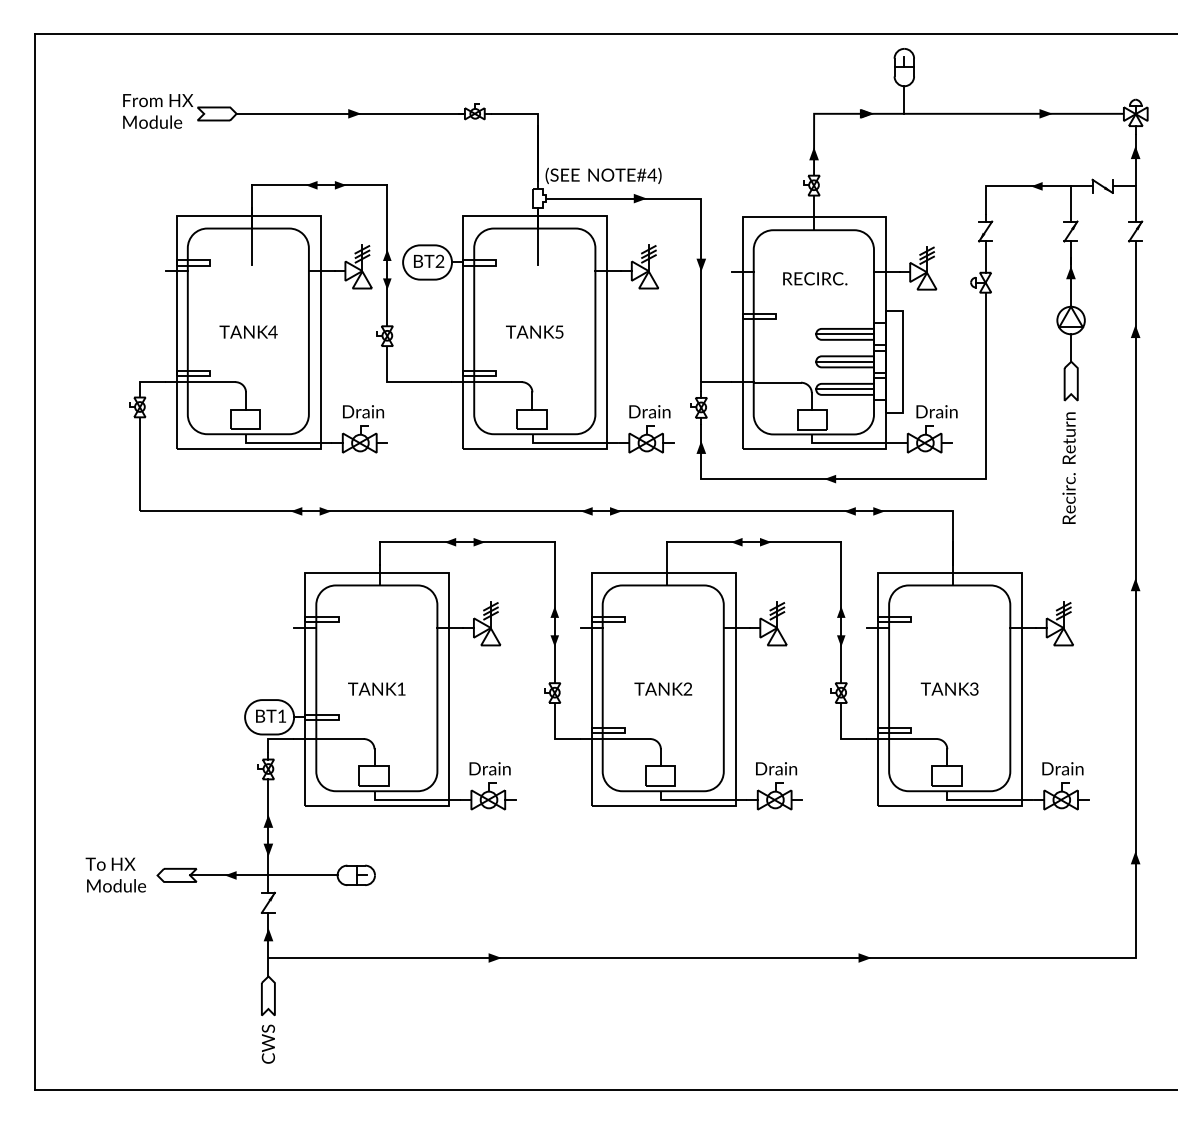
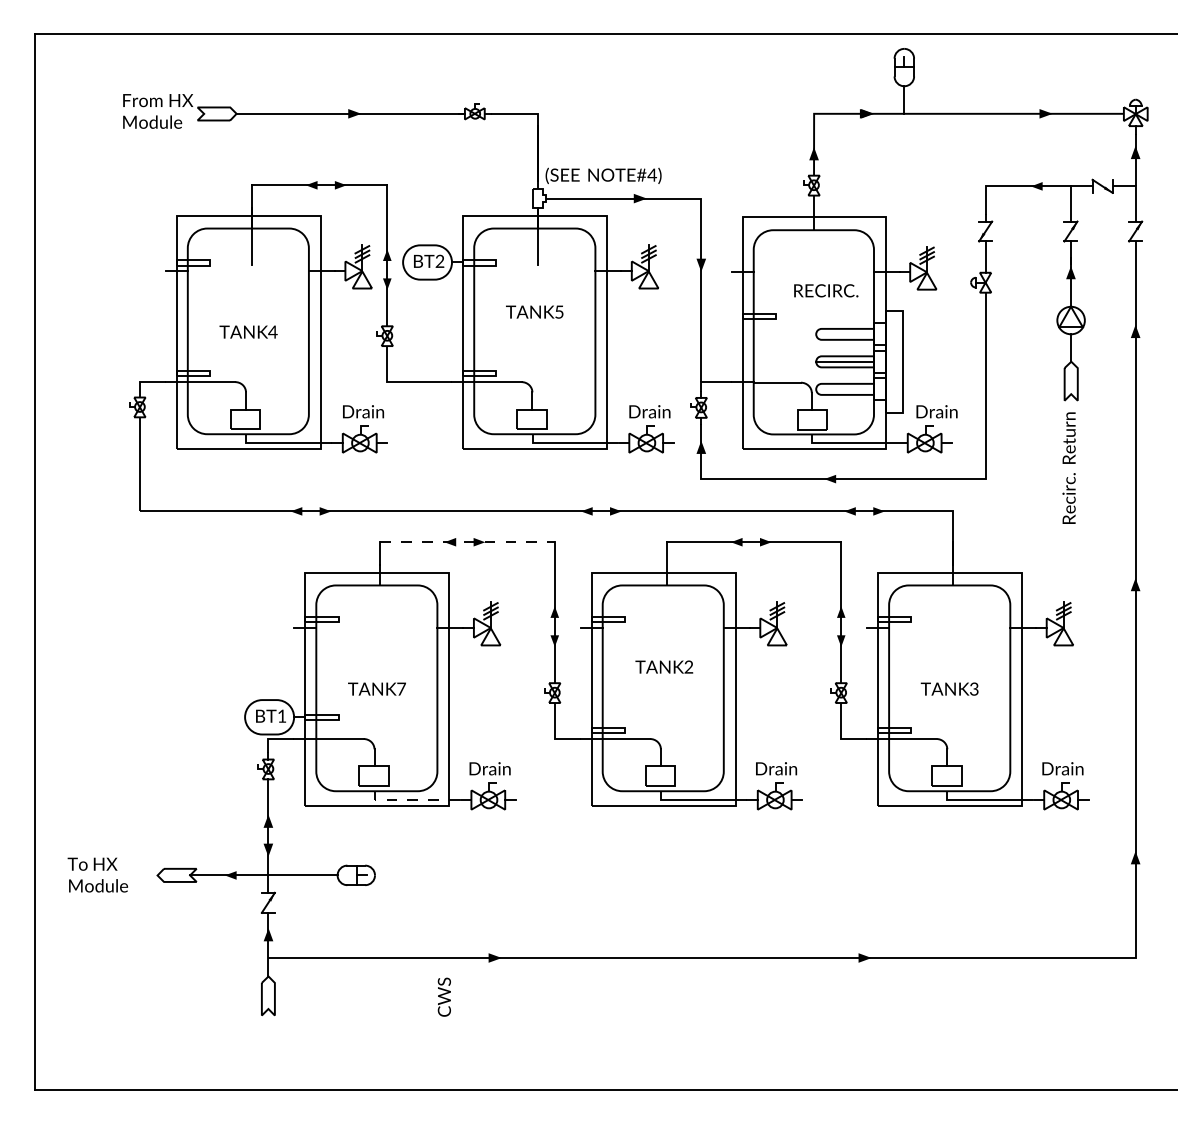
text position: (815, 278) -> (826, 290) (826, 290)
text position: (534, 331) -> (534, 311) (534, 311)
line: present -> none (844, 334)
line: present -> none (844, 389)
line: solid -> dashed (468, 542)
text: 1 -> 7 (401, 688)
text position: (663, 688) -> (664, 666) (664, 666)
line: solid -> dashed (413, 800)
text position: (115, 874) -> (97, 874) (97, 874)
text position: (267, 1043) -> (443, 996) (443, 996)
